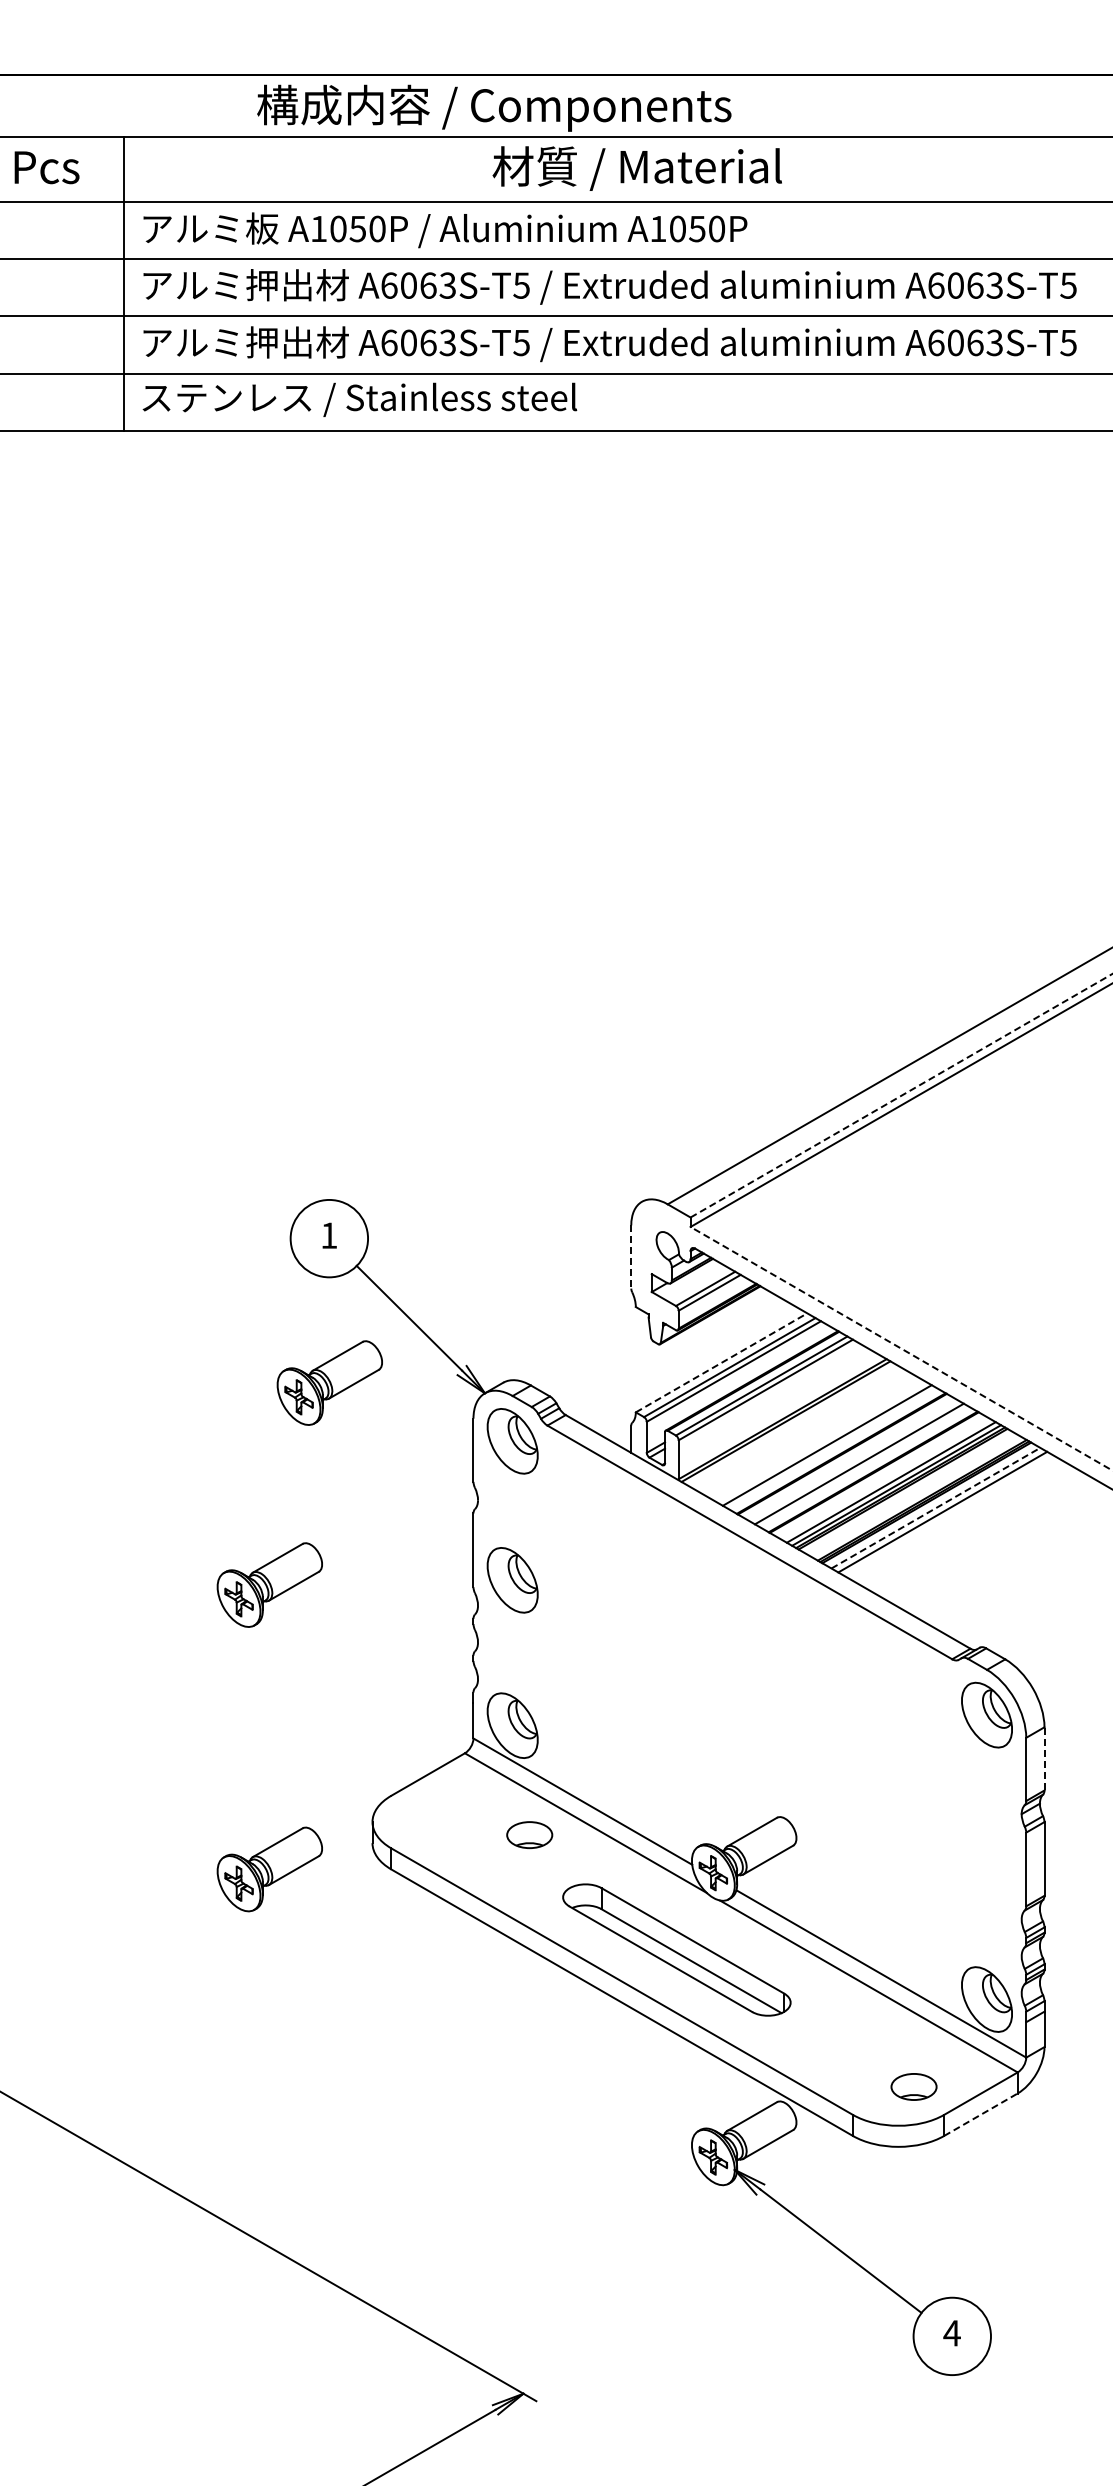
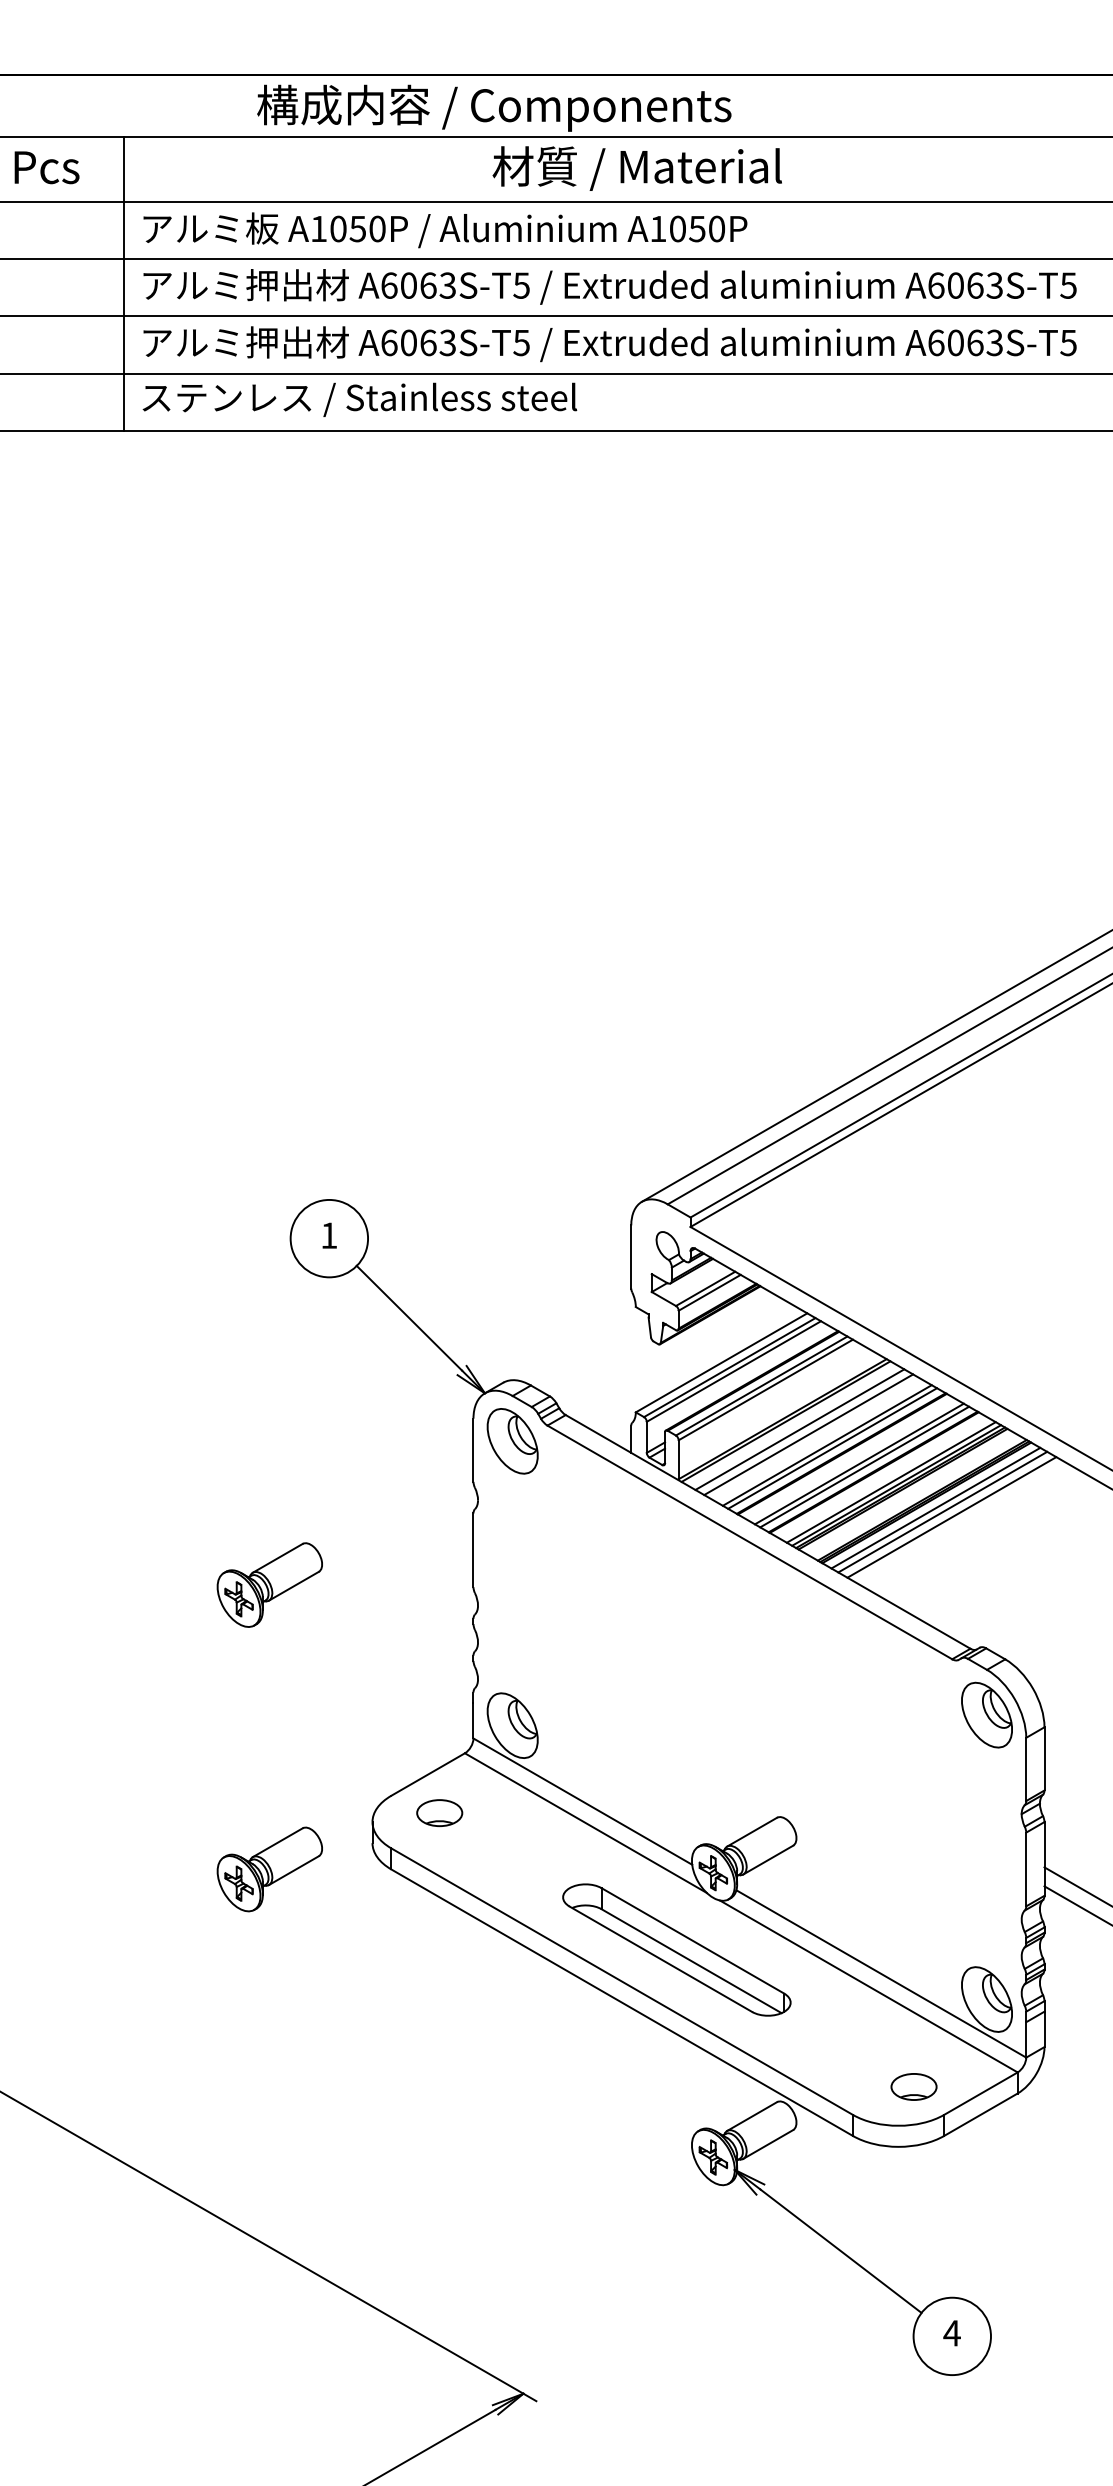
line: none -> present (875, 1066)
line: dashed -> solid (901, 1095)
line: dashed -> solid (631, 1257)
line: dashed -> solid (901, 1348)
line: dashed -> solid (722, 1362)
part: present -> none (329, 1382)
line: none -> present (799, 1429)
line: none -> present (808, 1434)
line: none -> present (832, 1448)
line: none -> present (864, 1466)
line: dashed -> solid (935, 1508)
line: none -> present (951, 1517)
part: present -> none (512, 1580)
line: dashed -> solid (1044, 1758)
part position: (529, 1835) -> (439, 1813) (439, 1813)
line: none -> present (1076, 1885)
line: none -> present (1076, 1905)
line: dashed -> solid (981, 2114)
